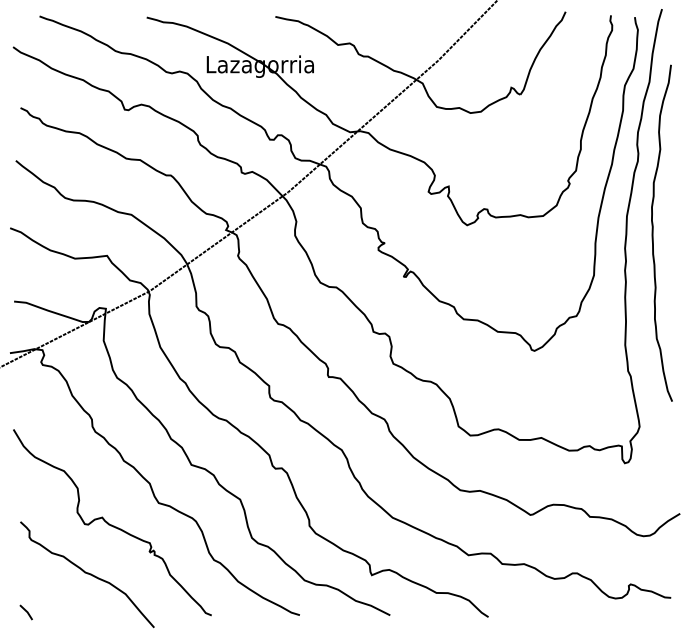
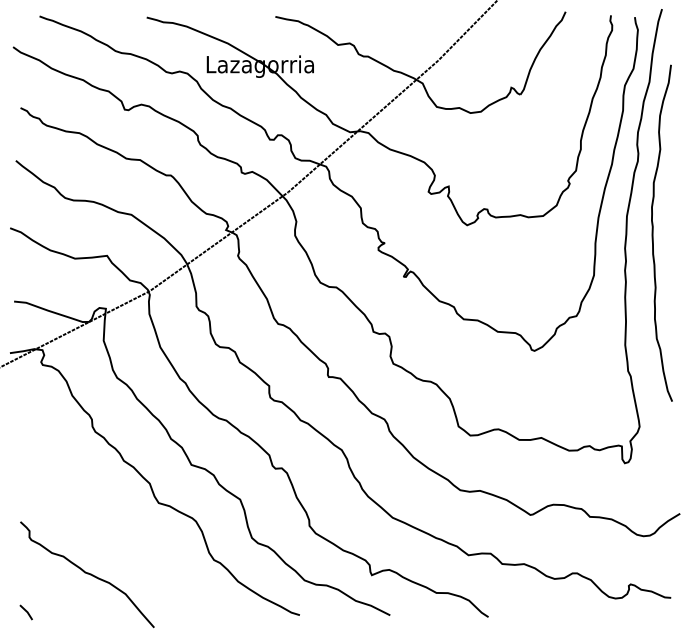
curve: present -> none (111, 524)
